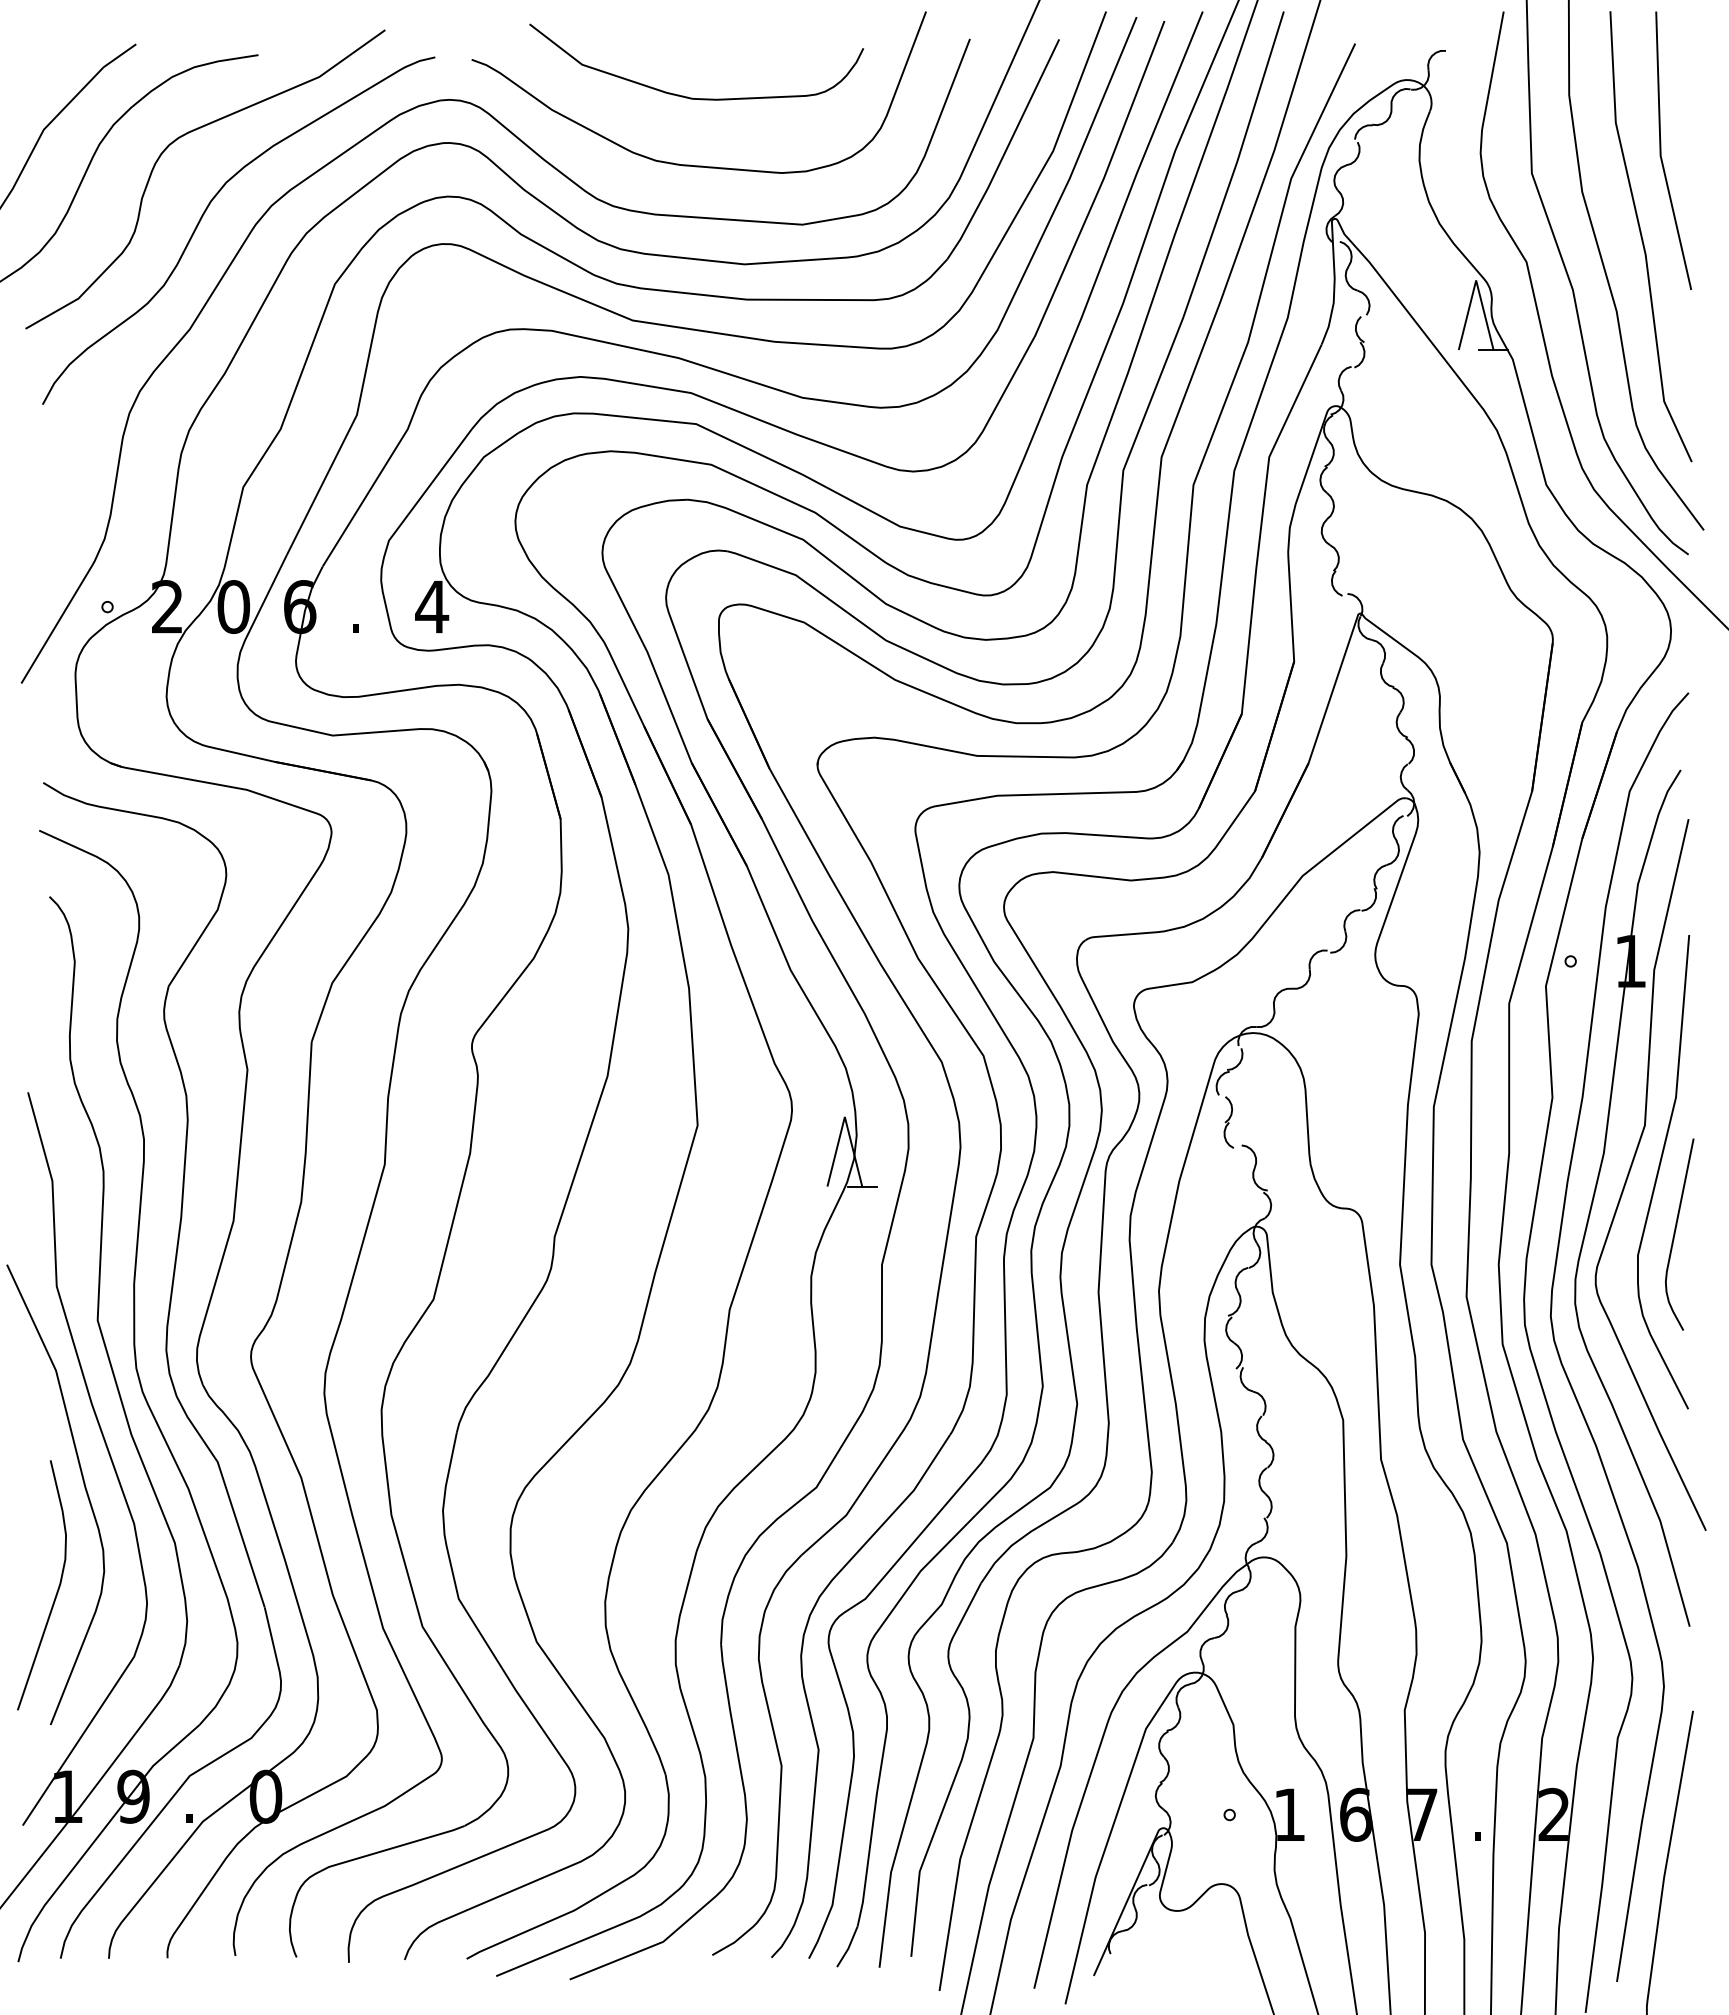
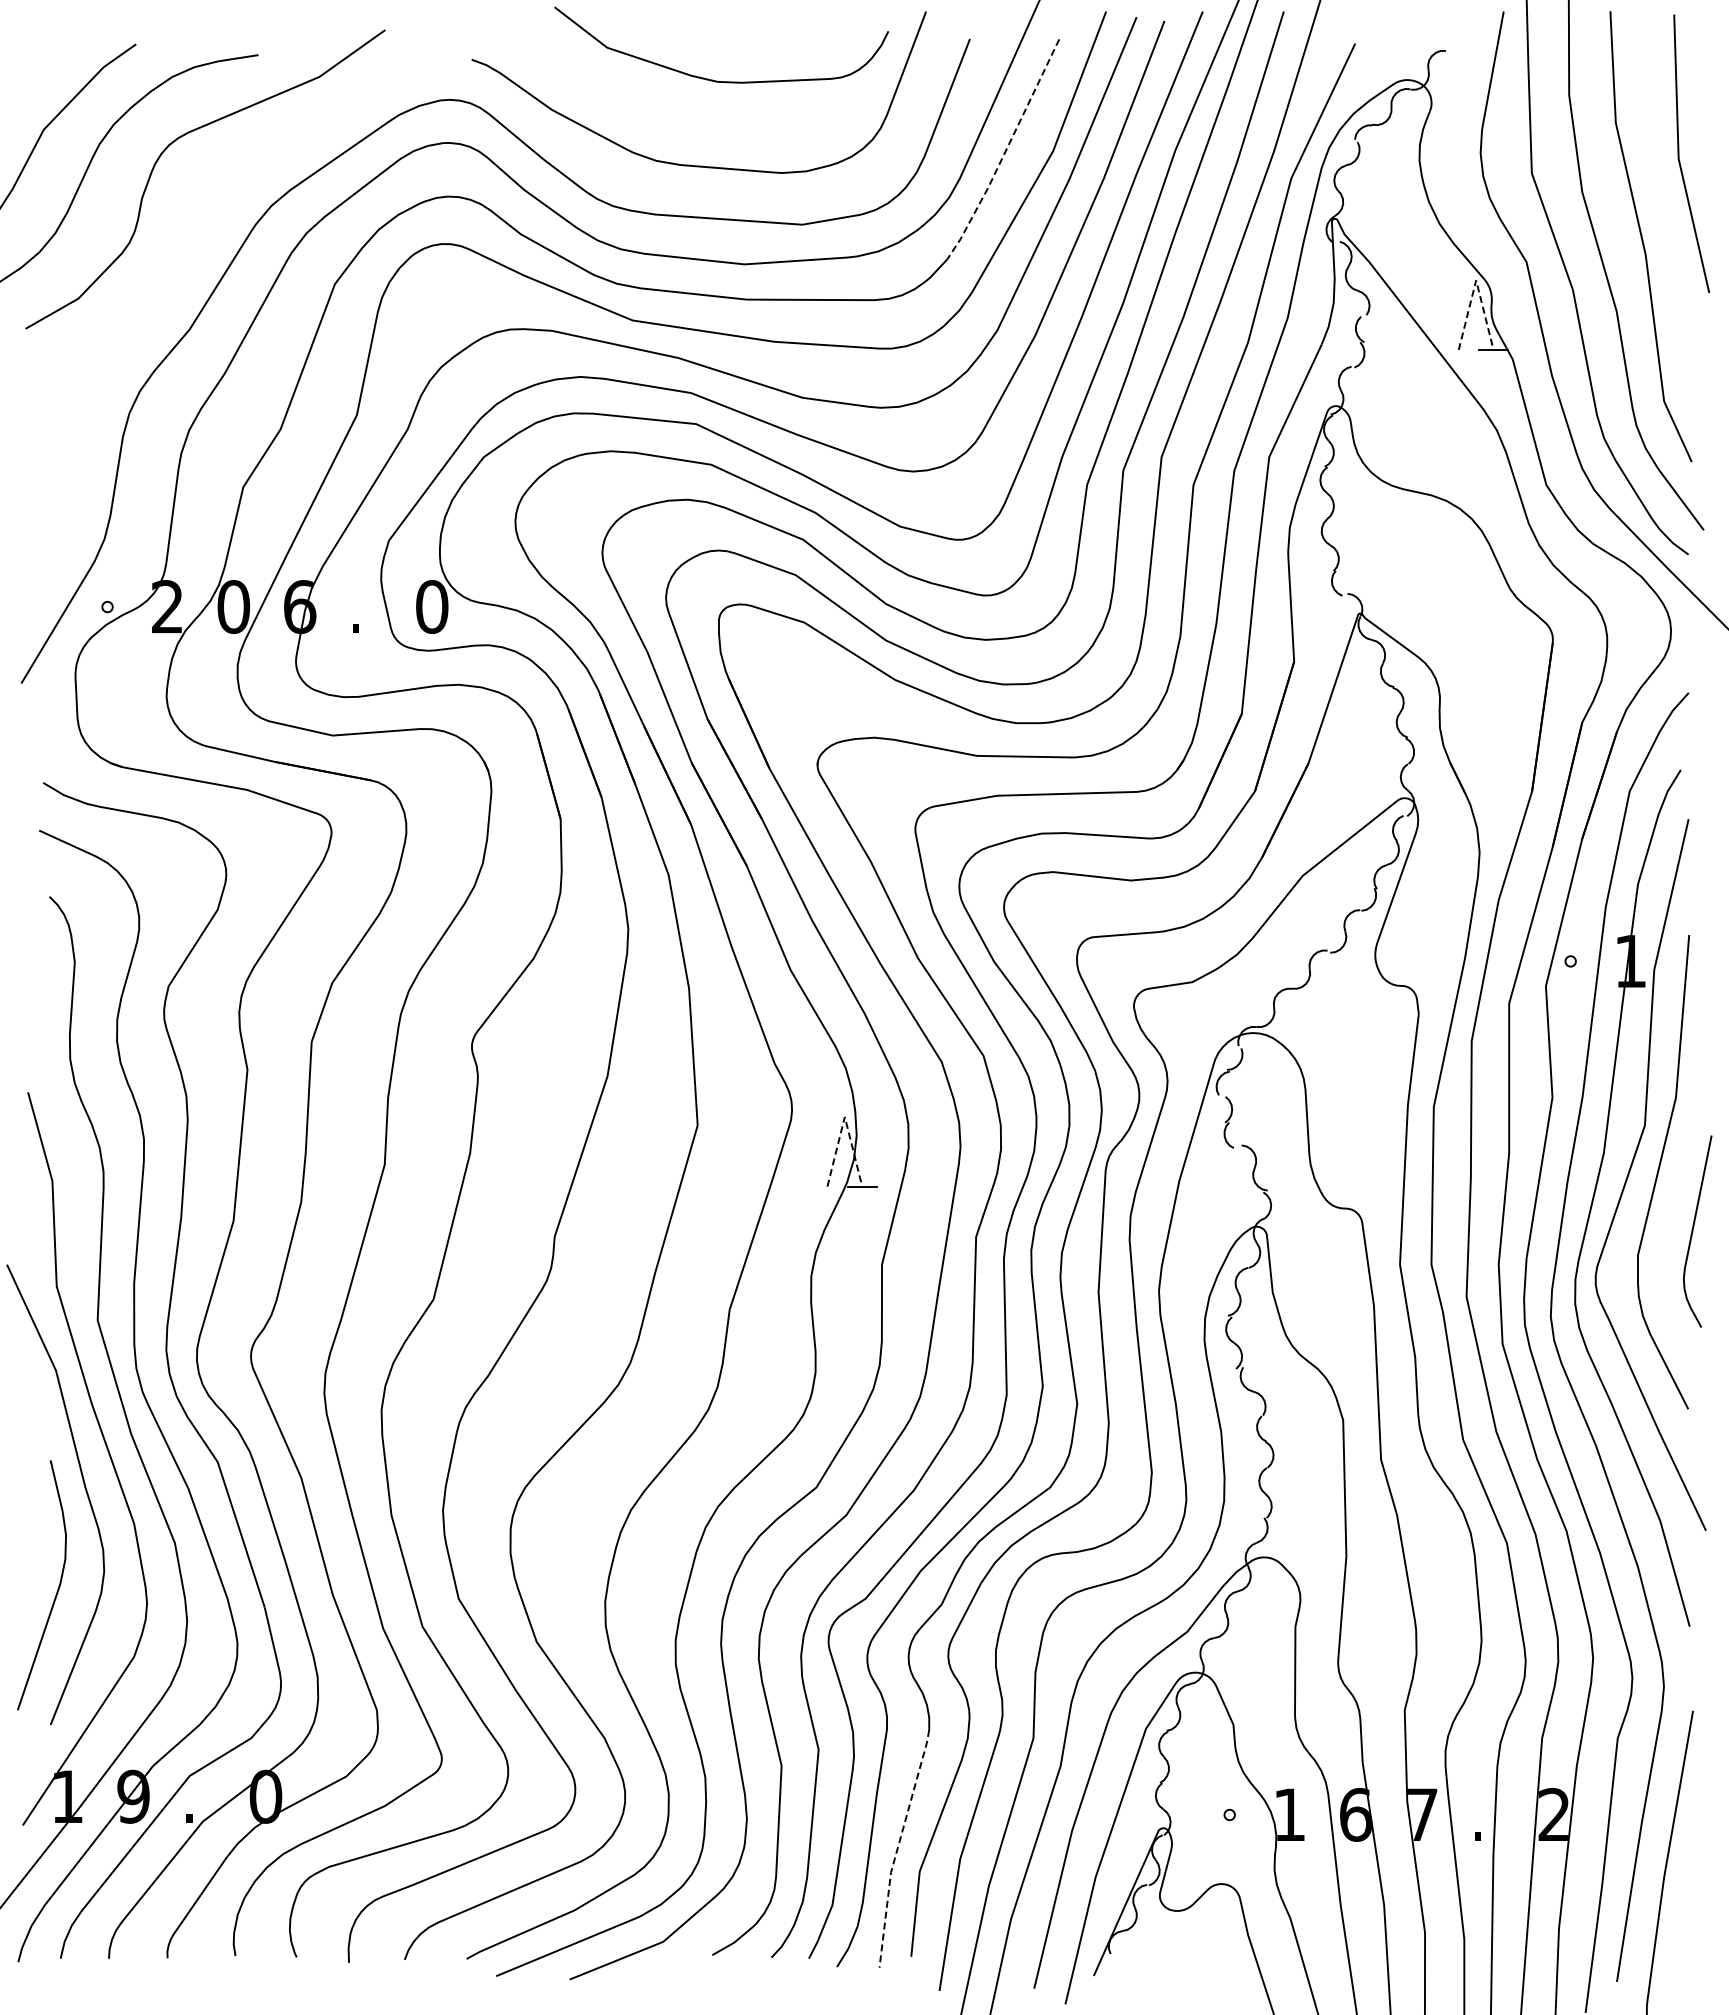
curve position: (687, 96) -> (712, 79) (712, 79)
line position: (1661, 150) -> (1679, 153) (1679, 153)
line: solid -> dashed (1004, 152)
curve: present -> none (206, 211)
line: solid -> dashed (1476, 280)
text: 4 -> 0 (432, 607)
line: solid -> dashed (844, 1116)
curve position: (1675, 1234) -> (1693, 1231) (1693, 1231)
line: solid -> dashed (897, 1847)
